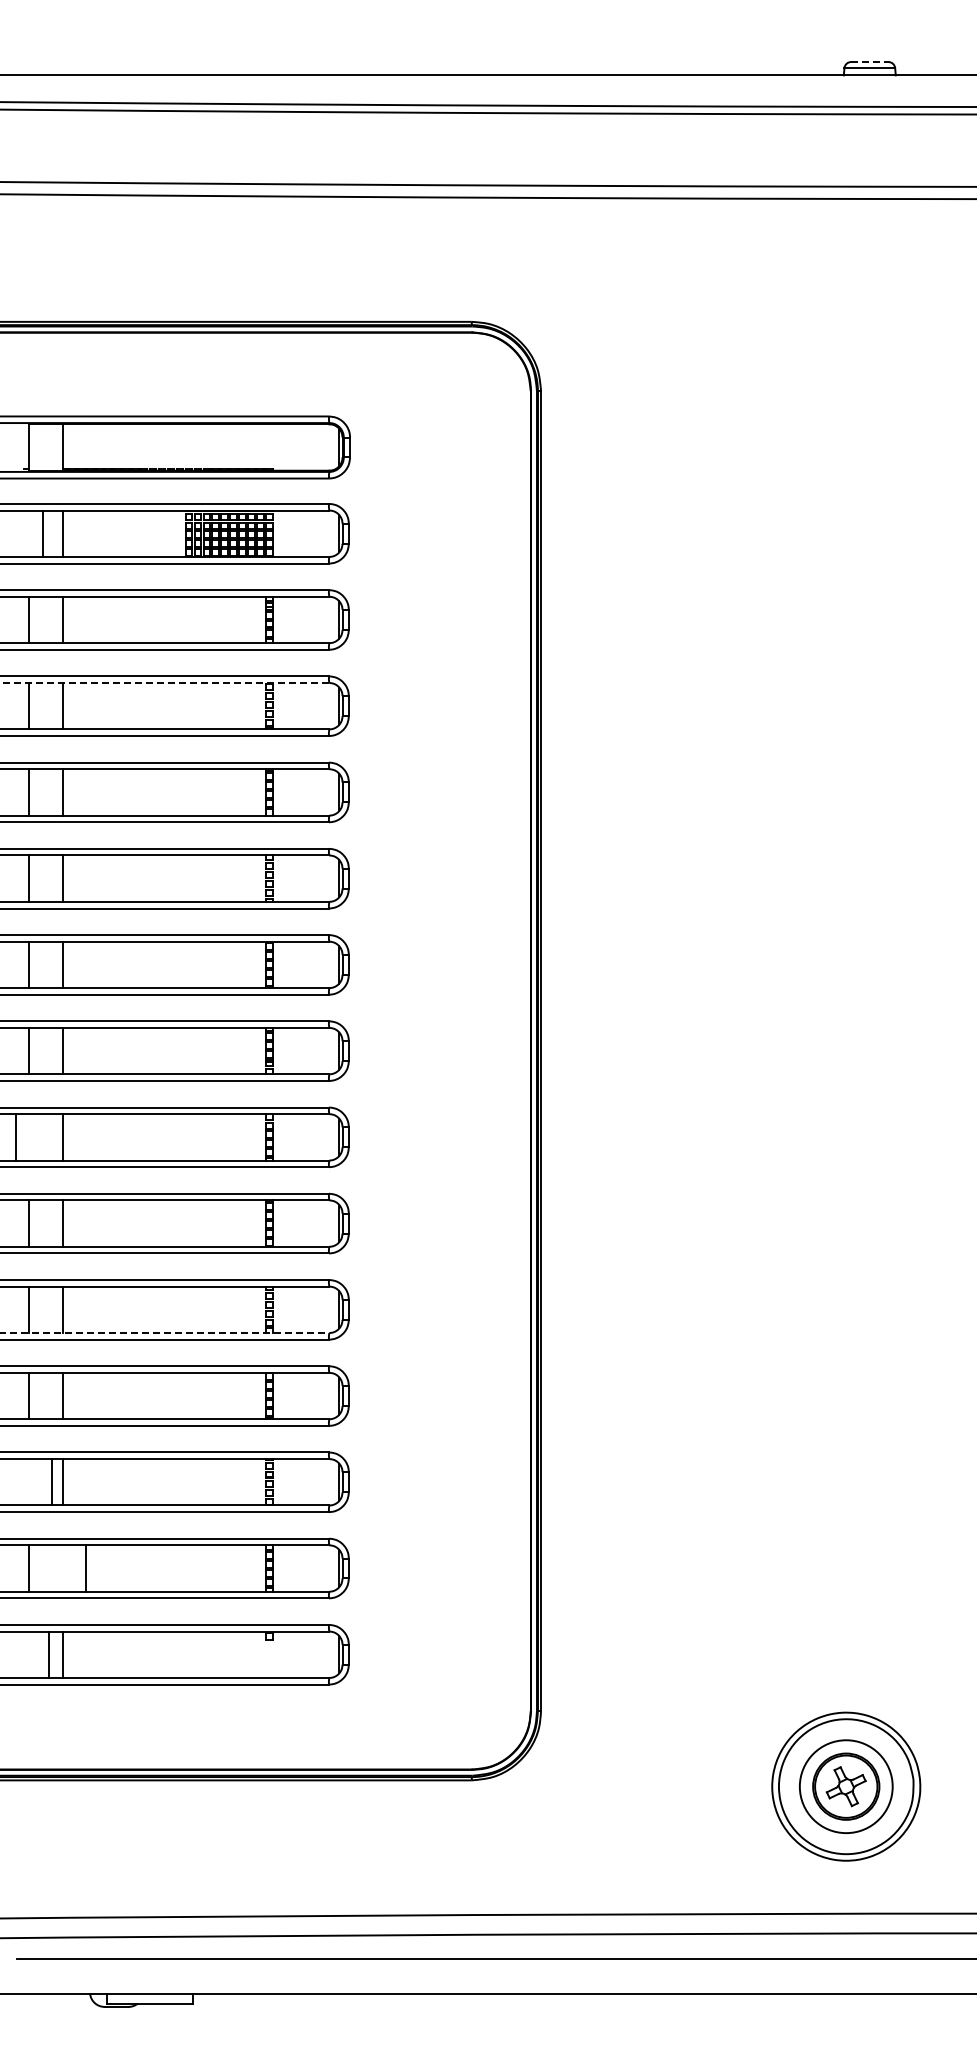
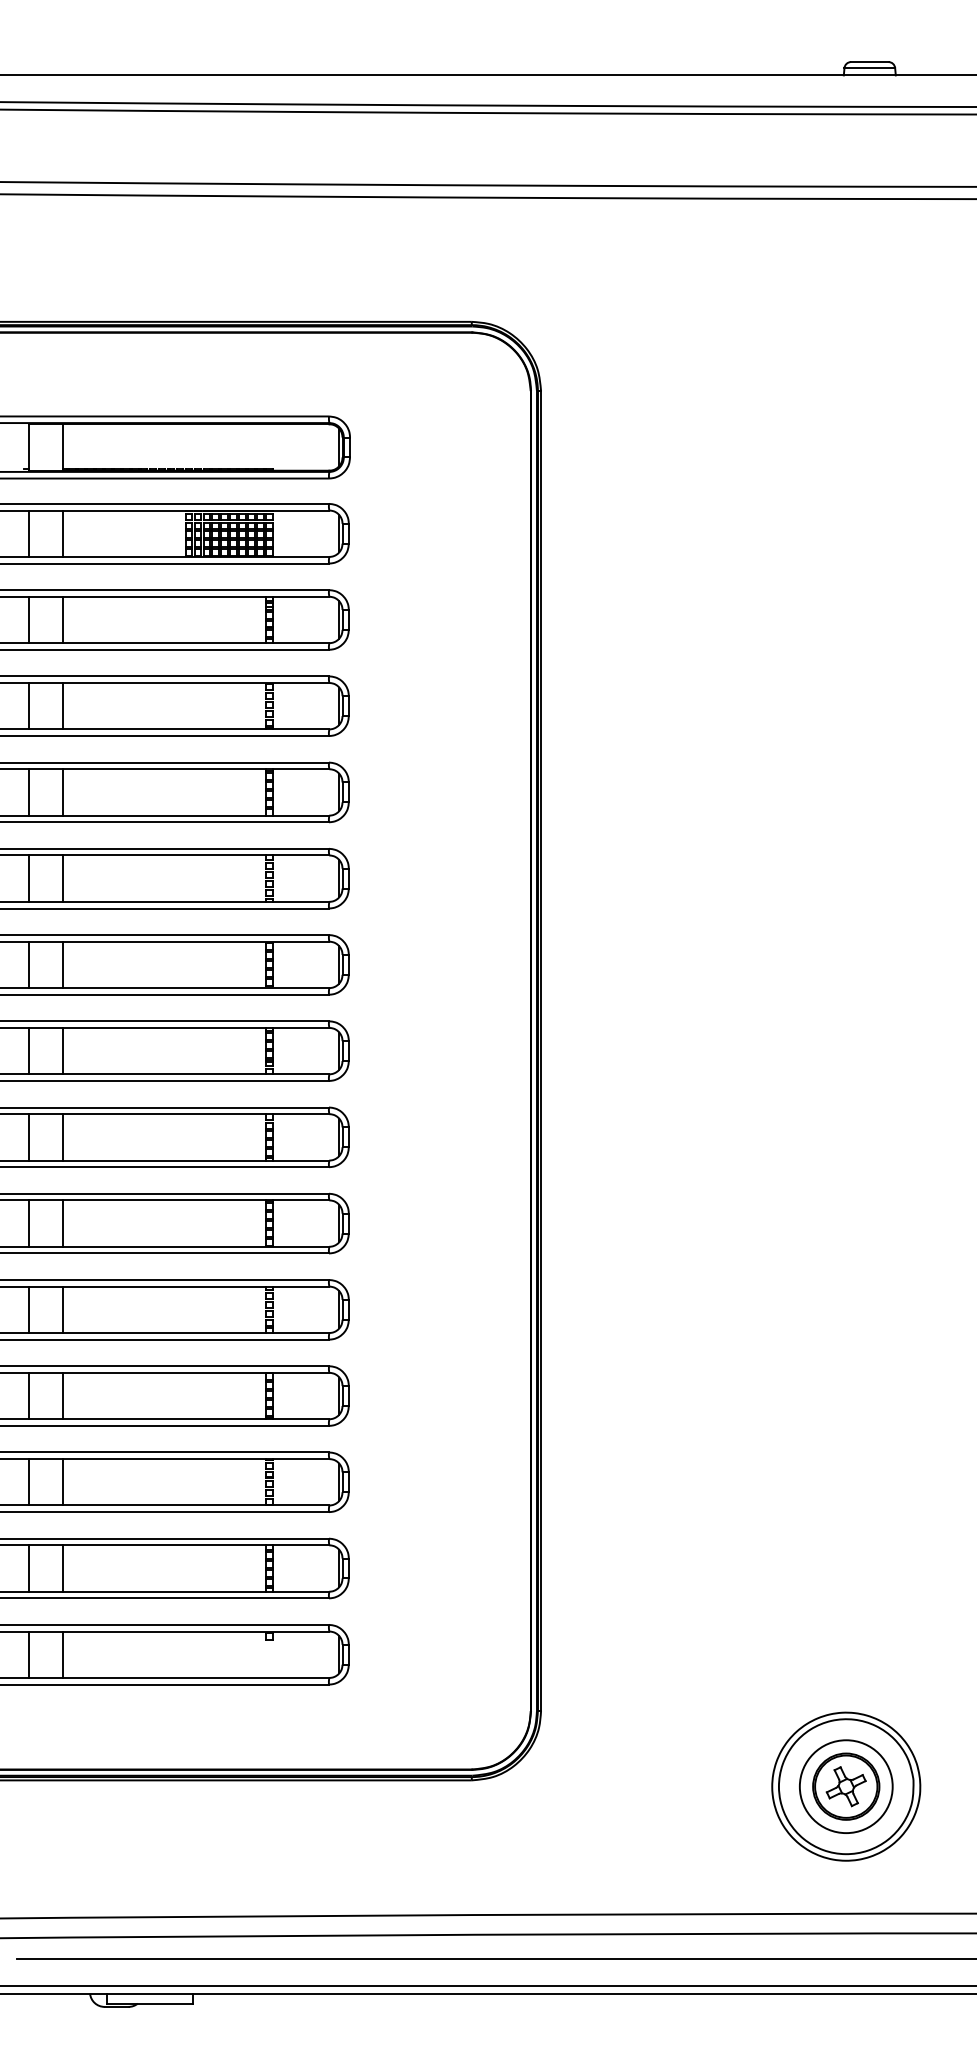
line: dashed -> solid (869, 62)
line position: (43, 533) -> (29, 533) (29, 533)
line: dashed -> solid (164, 682)
line position: (16, 1137) -> (29, 1137) (29, 1137)
line: dashed -> solid (165, 1333)
line position: (52, 1482) -> (29, 1482) (29, 1482)
line position: (85, 1568) -> (62, 1568) (62, 1568)
line position: (49, 1654) -> (29, 1654) (29, 1654)
line: none -> present (487, 1985)
